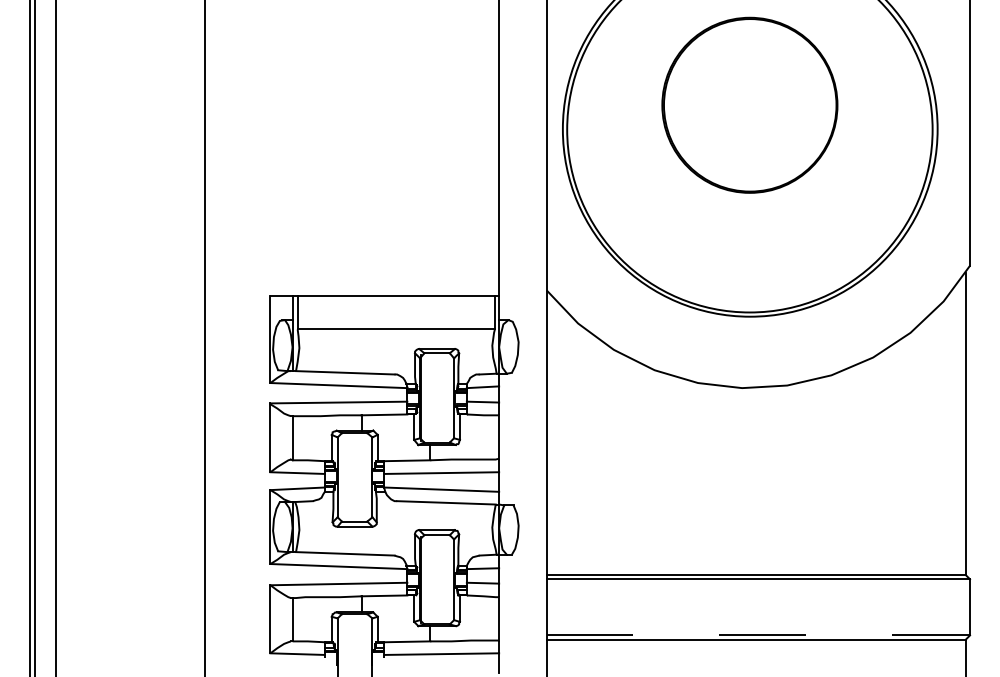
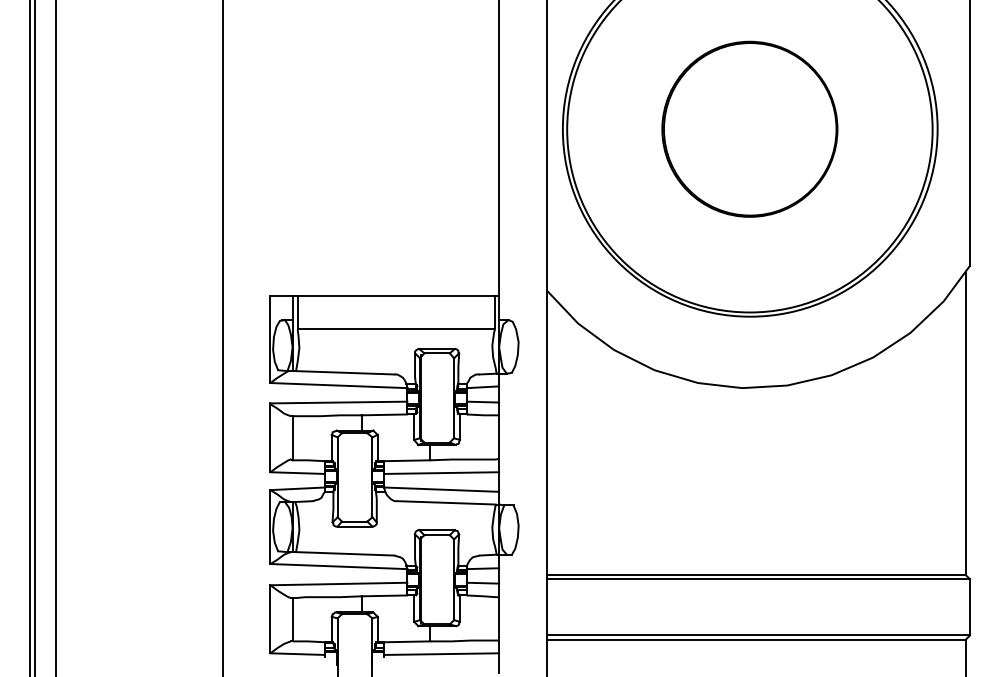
part position: (749, 104) -> (749, 128) (749, 128)
line position: (204, 337) -> (222, 337) (222, 337)
line: dashed -> solid (758, 635)
